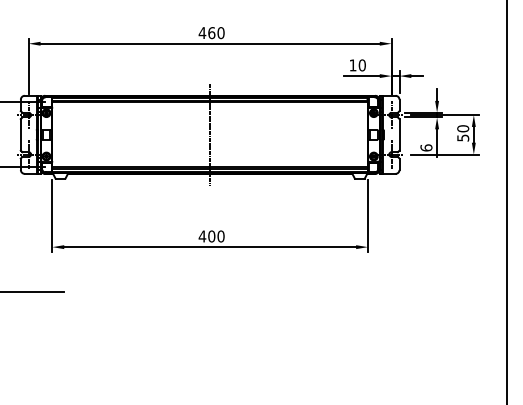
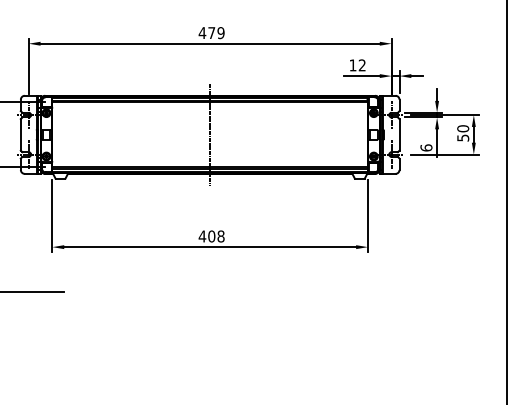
text: 460 -> 479 (216, 33)
text: 10 -> 12 (361, 65)
text: 400 -> 408 (220, 236)
